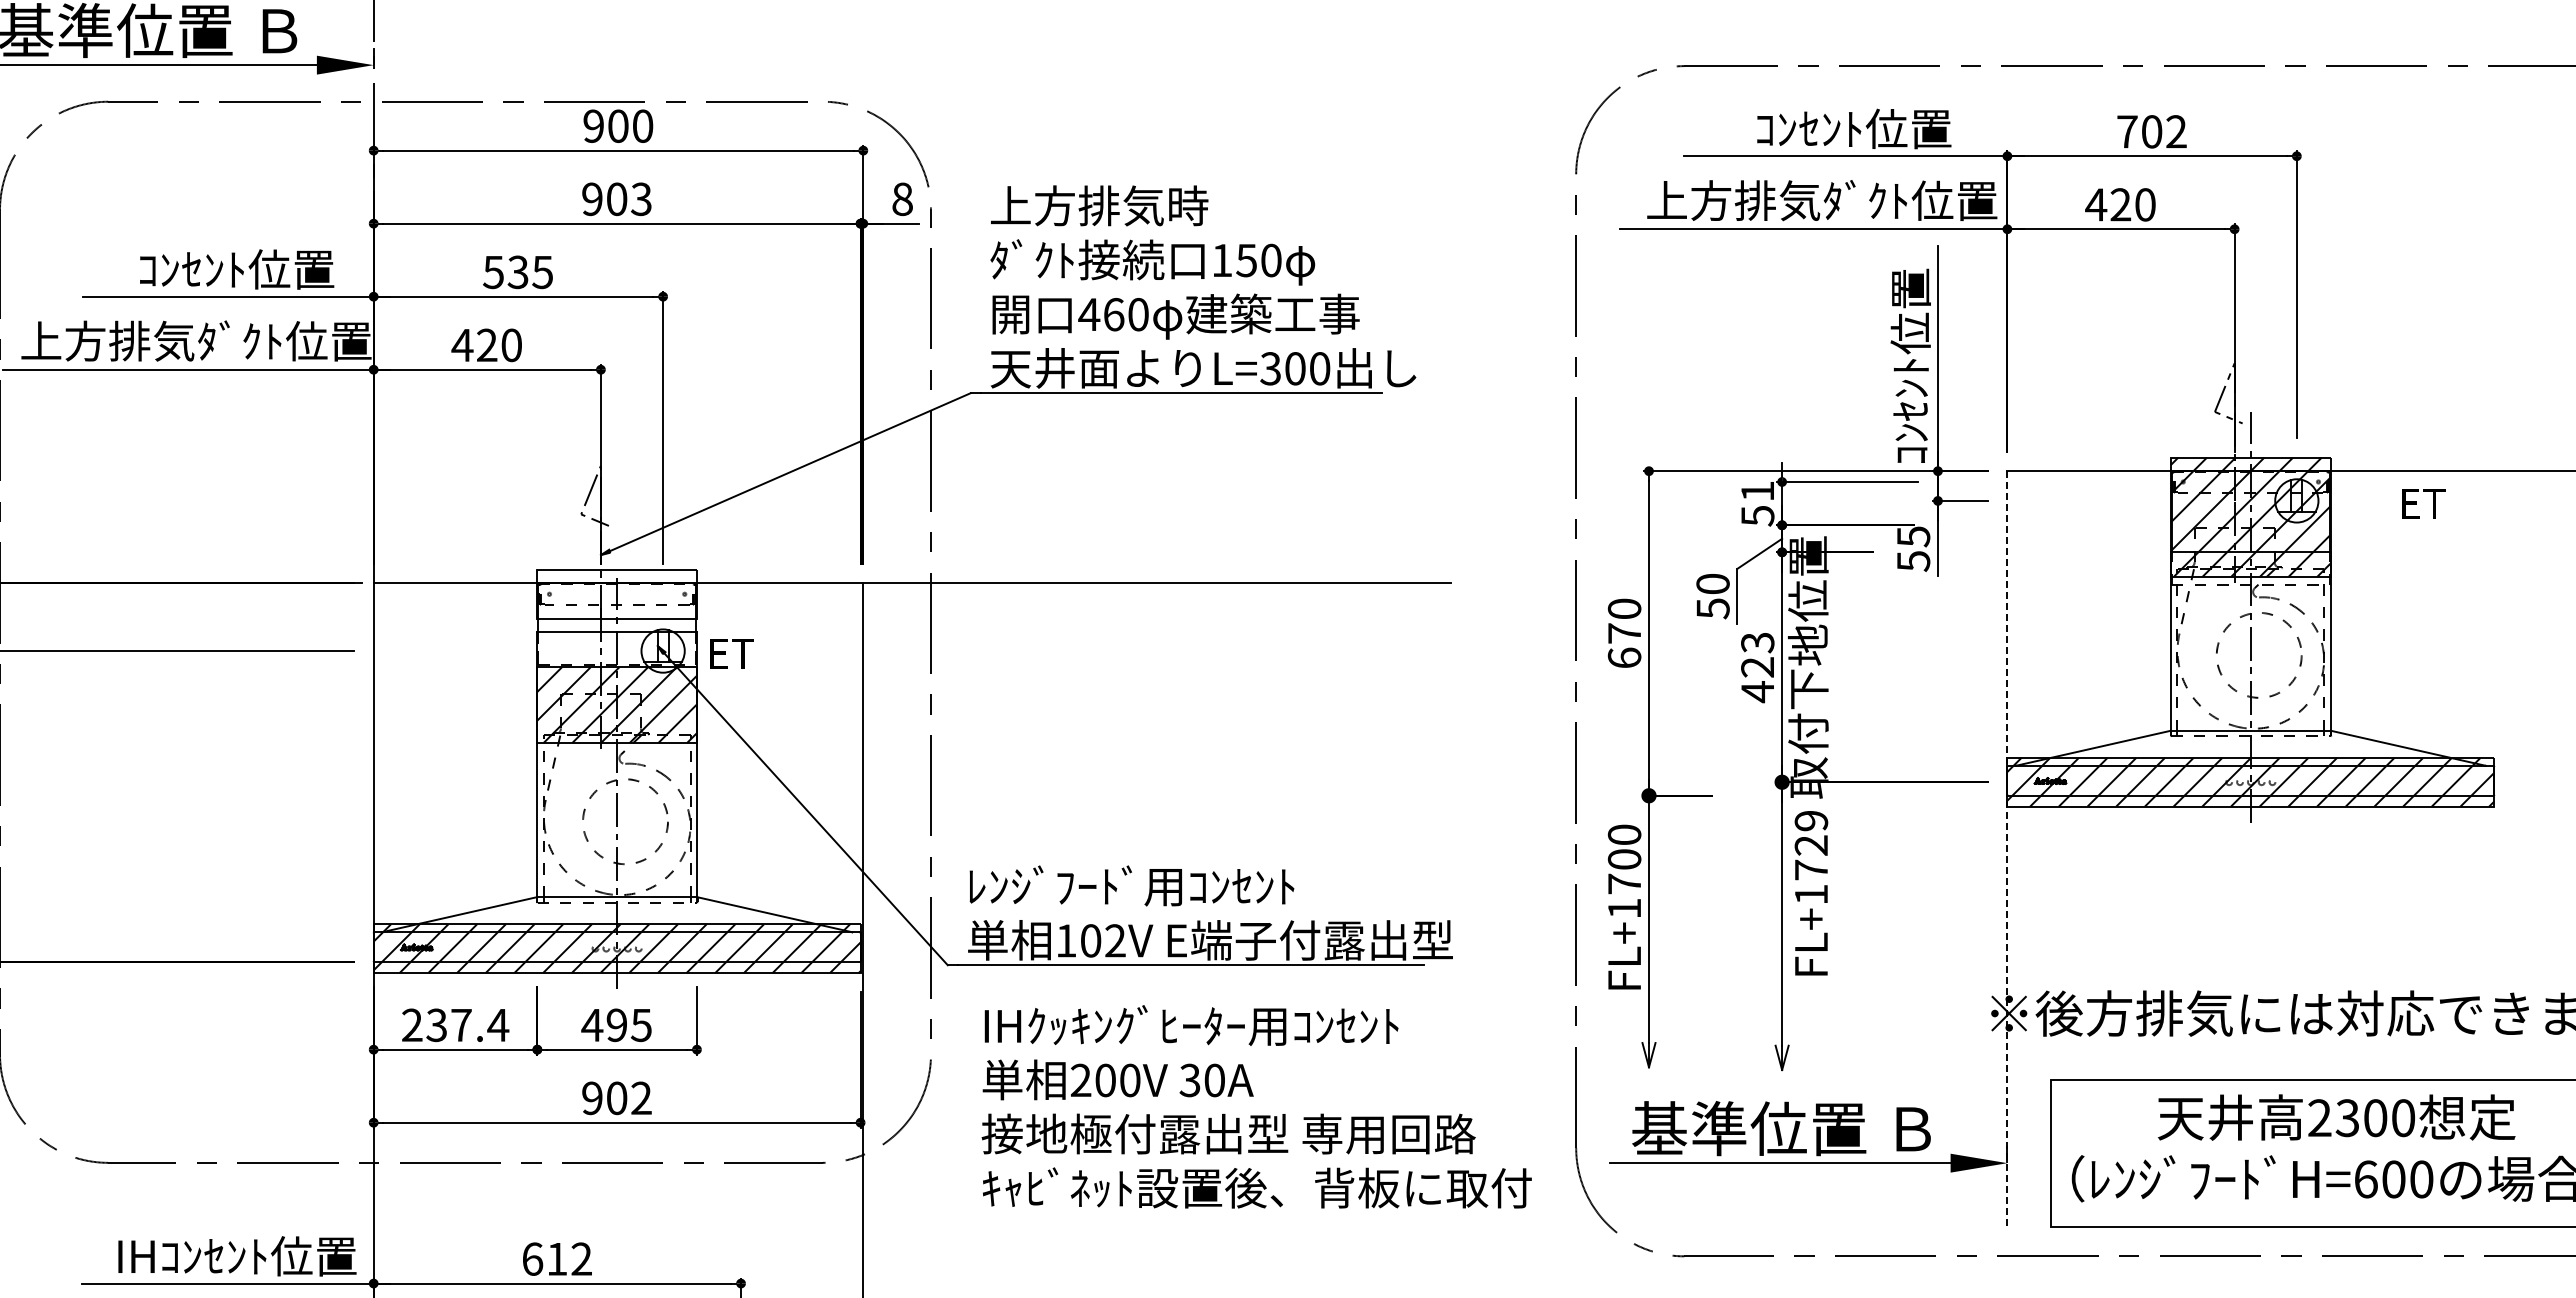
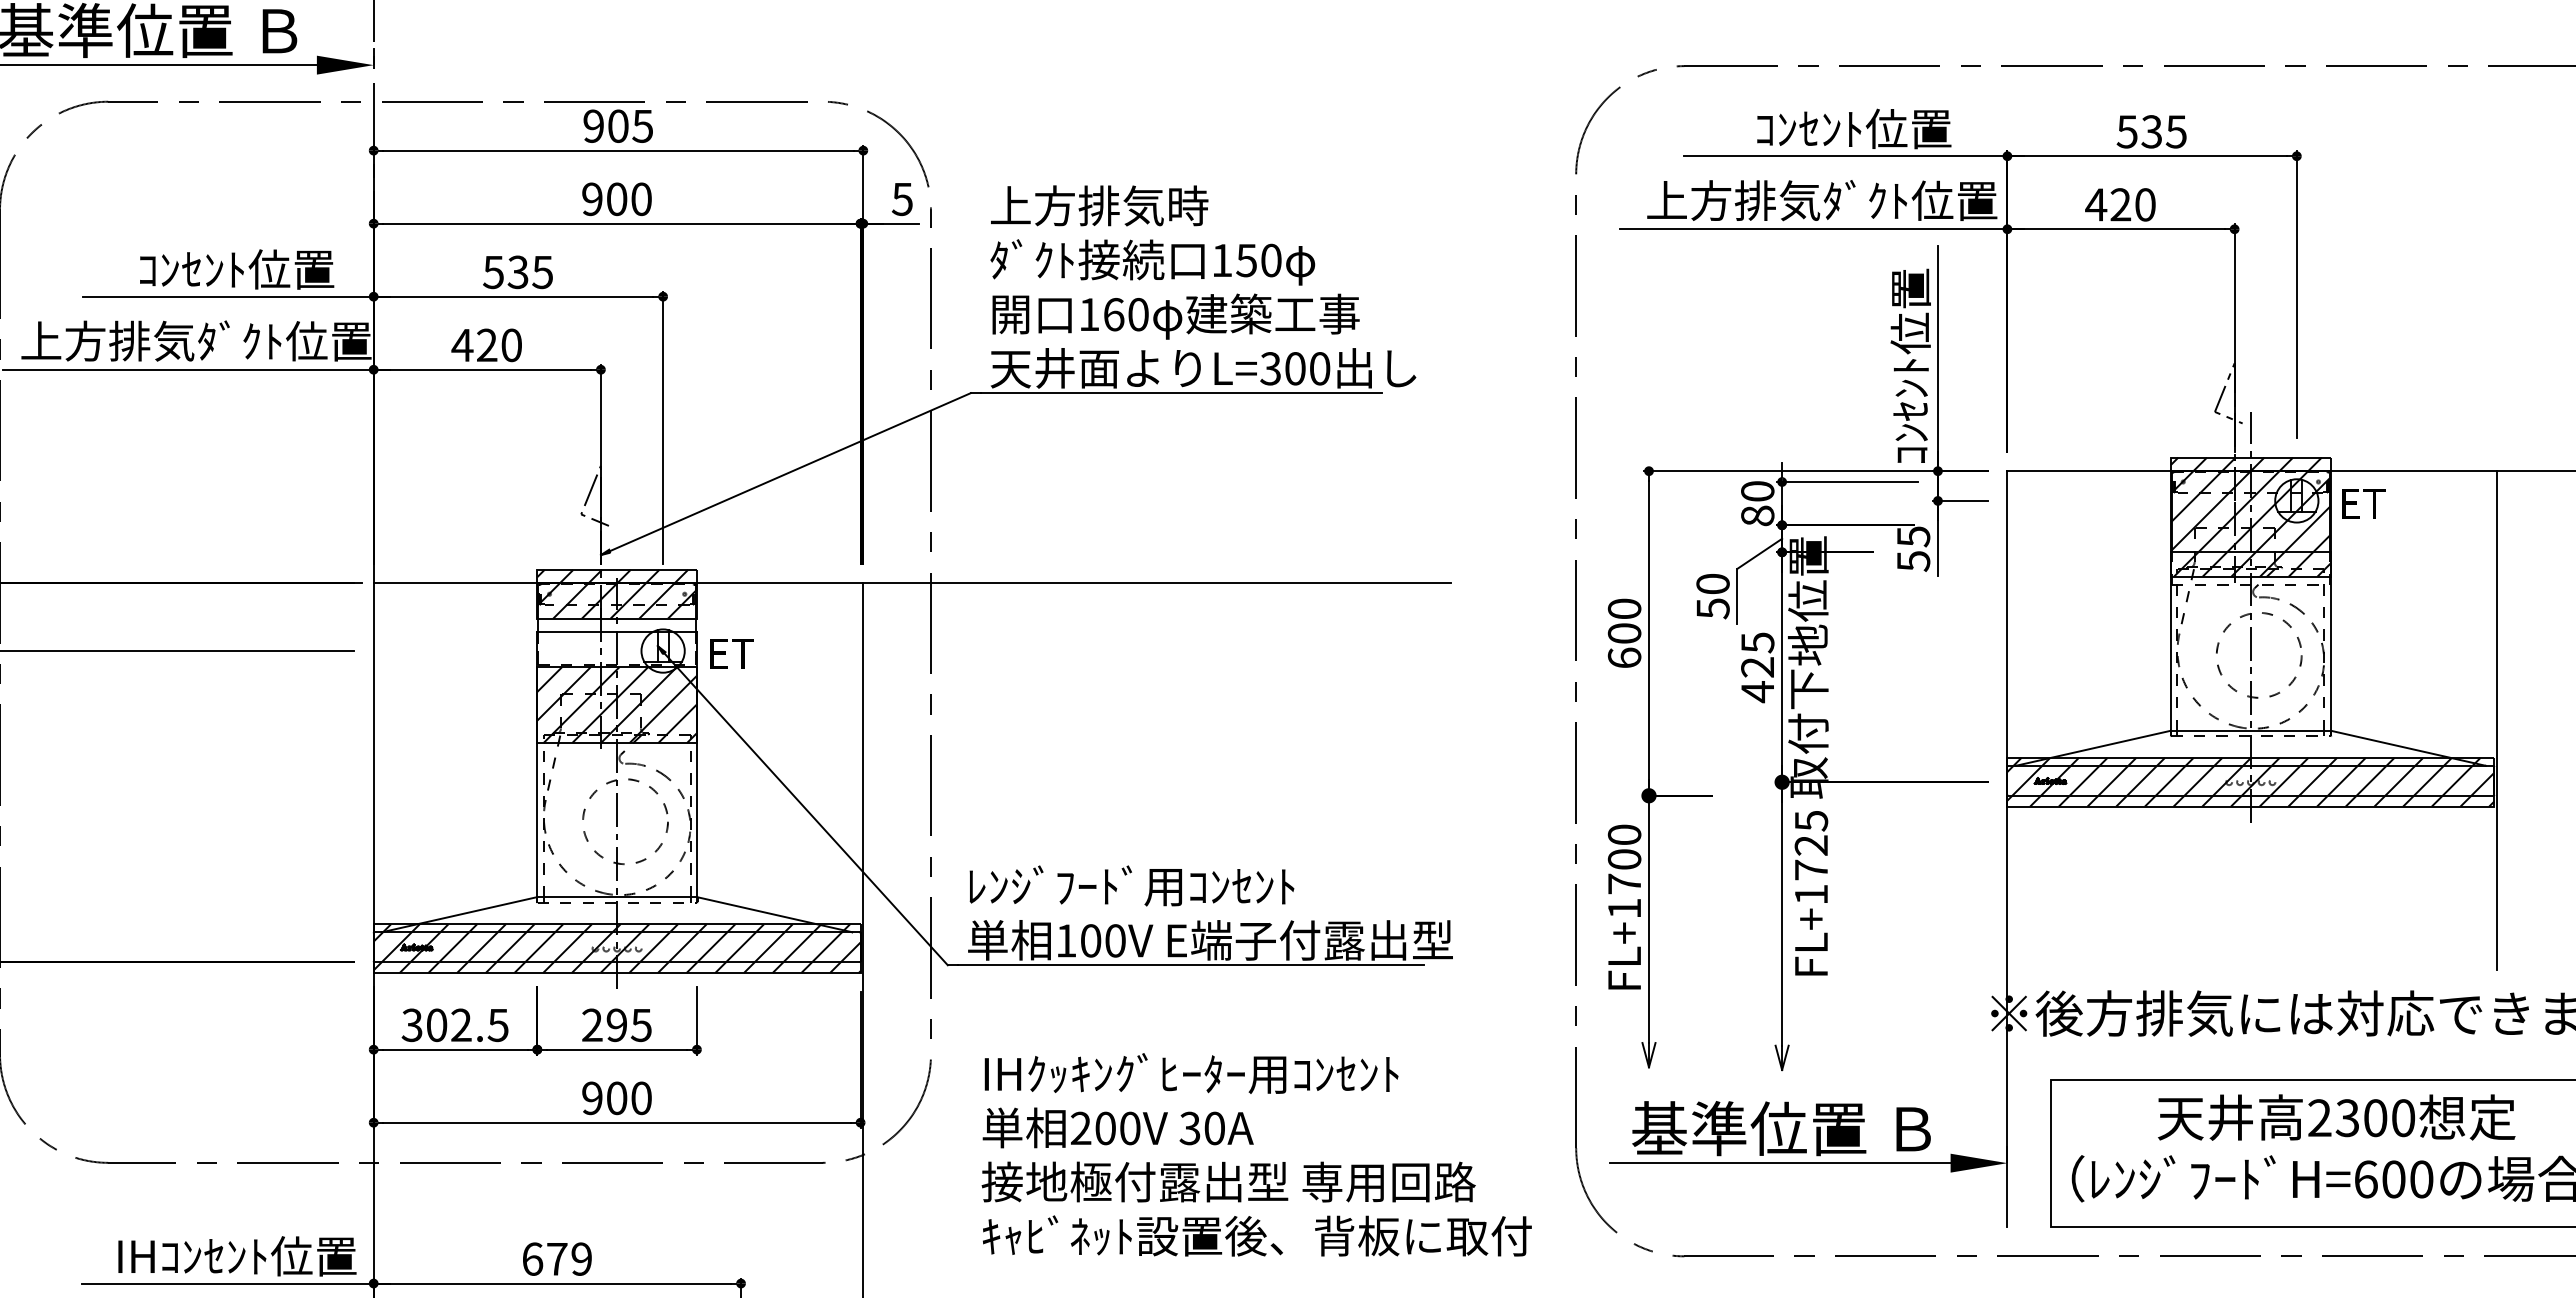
text: 900 -> 905 (642, 125)
text: 702 -> 535 (2151, 131)
text: 903 -> 900 (641, 198)
text: 8 -> 5 (901, 198)
text: 460 -> 160 (1089, 314)
text: 51 -> 80 (1757, 503)
text position: (2423, 503) -> (2363, 503) (2363, 503)
hatch: none -> present (616, 593)
text: 670 -> 600 (1624, 633)
text: 423 -> 425 (1757, 642)
line: none -> present (2497, 720)
text: FL+1729 -> FL+1725 (1811, 821)
line: dashed -> solid (2007, 849)
text: 102V -> 100V (1115, 940)
text: 495 -> 295 (592, 1024)
text: 237.4 -> 302.5 (455, 1025)
text: 902 -> 900 (641, 1098)
text position: (1256, 1106) -> (1256, 1154) (1256, 1154)
text: 612 -> 679 (569, 1259)
